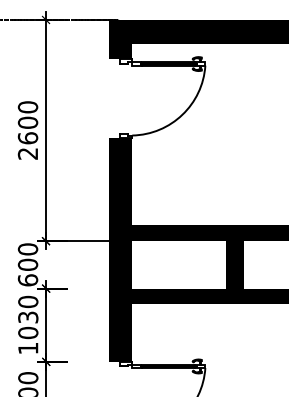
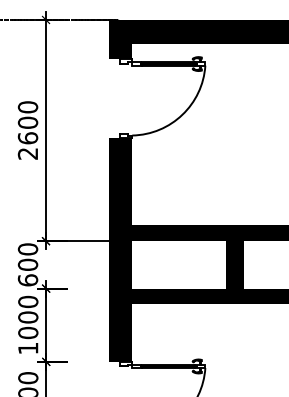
text: 1030 -> 1000 (28, 317)
